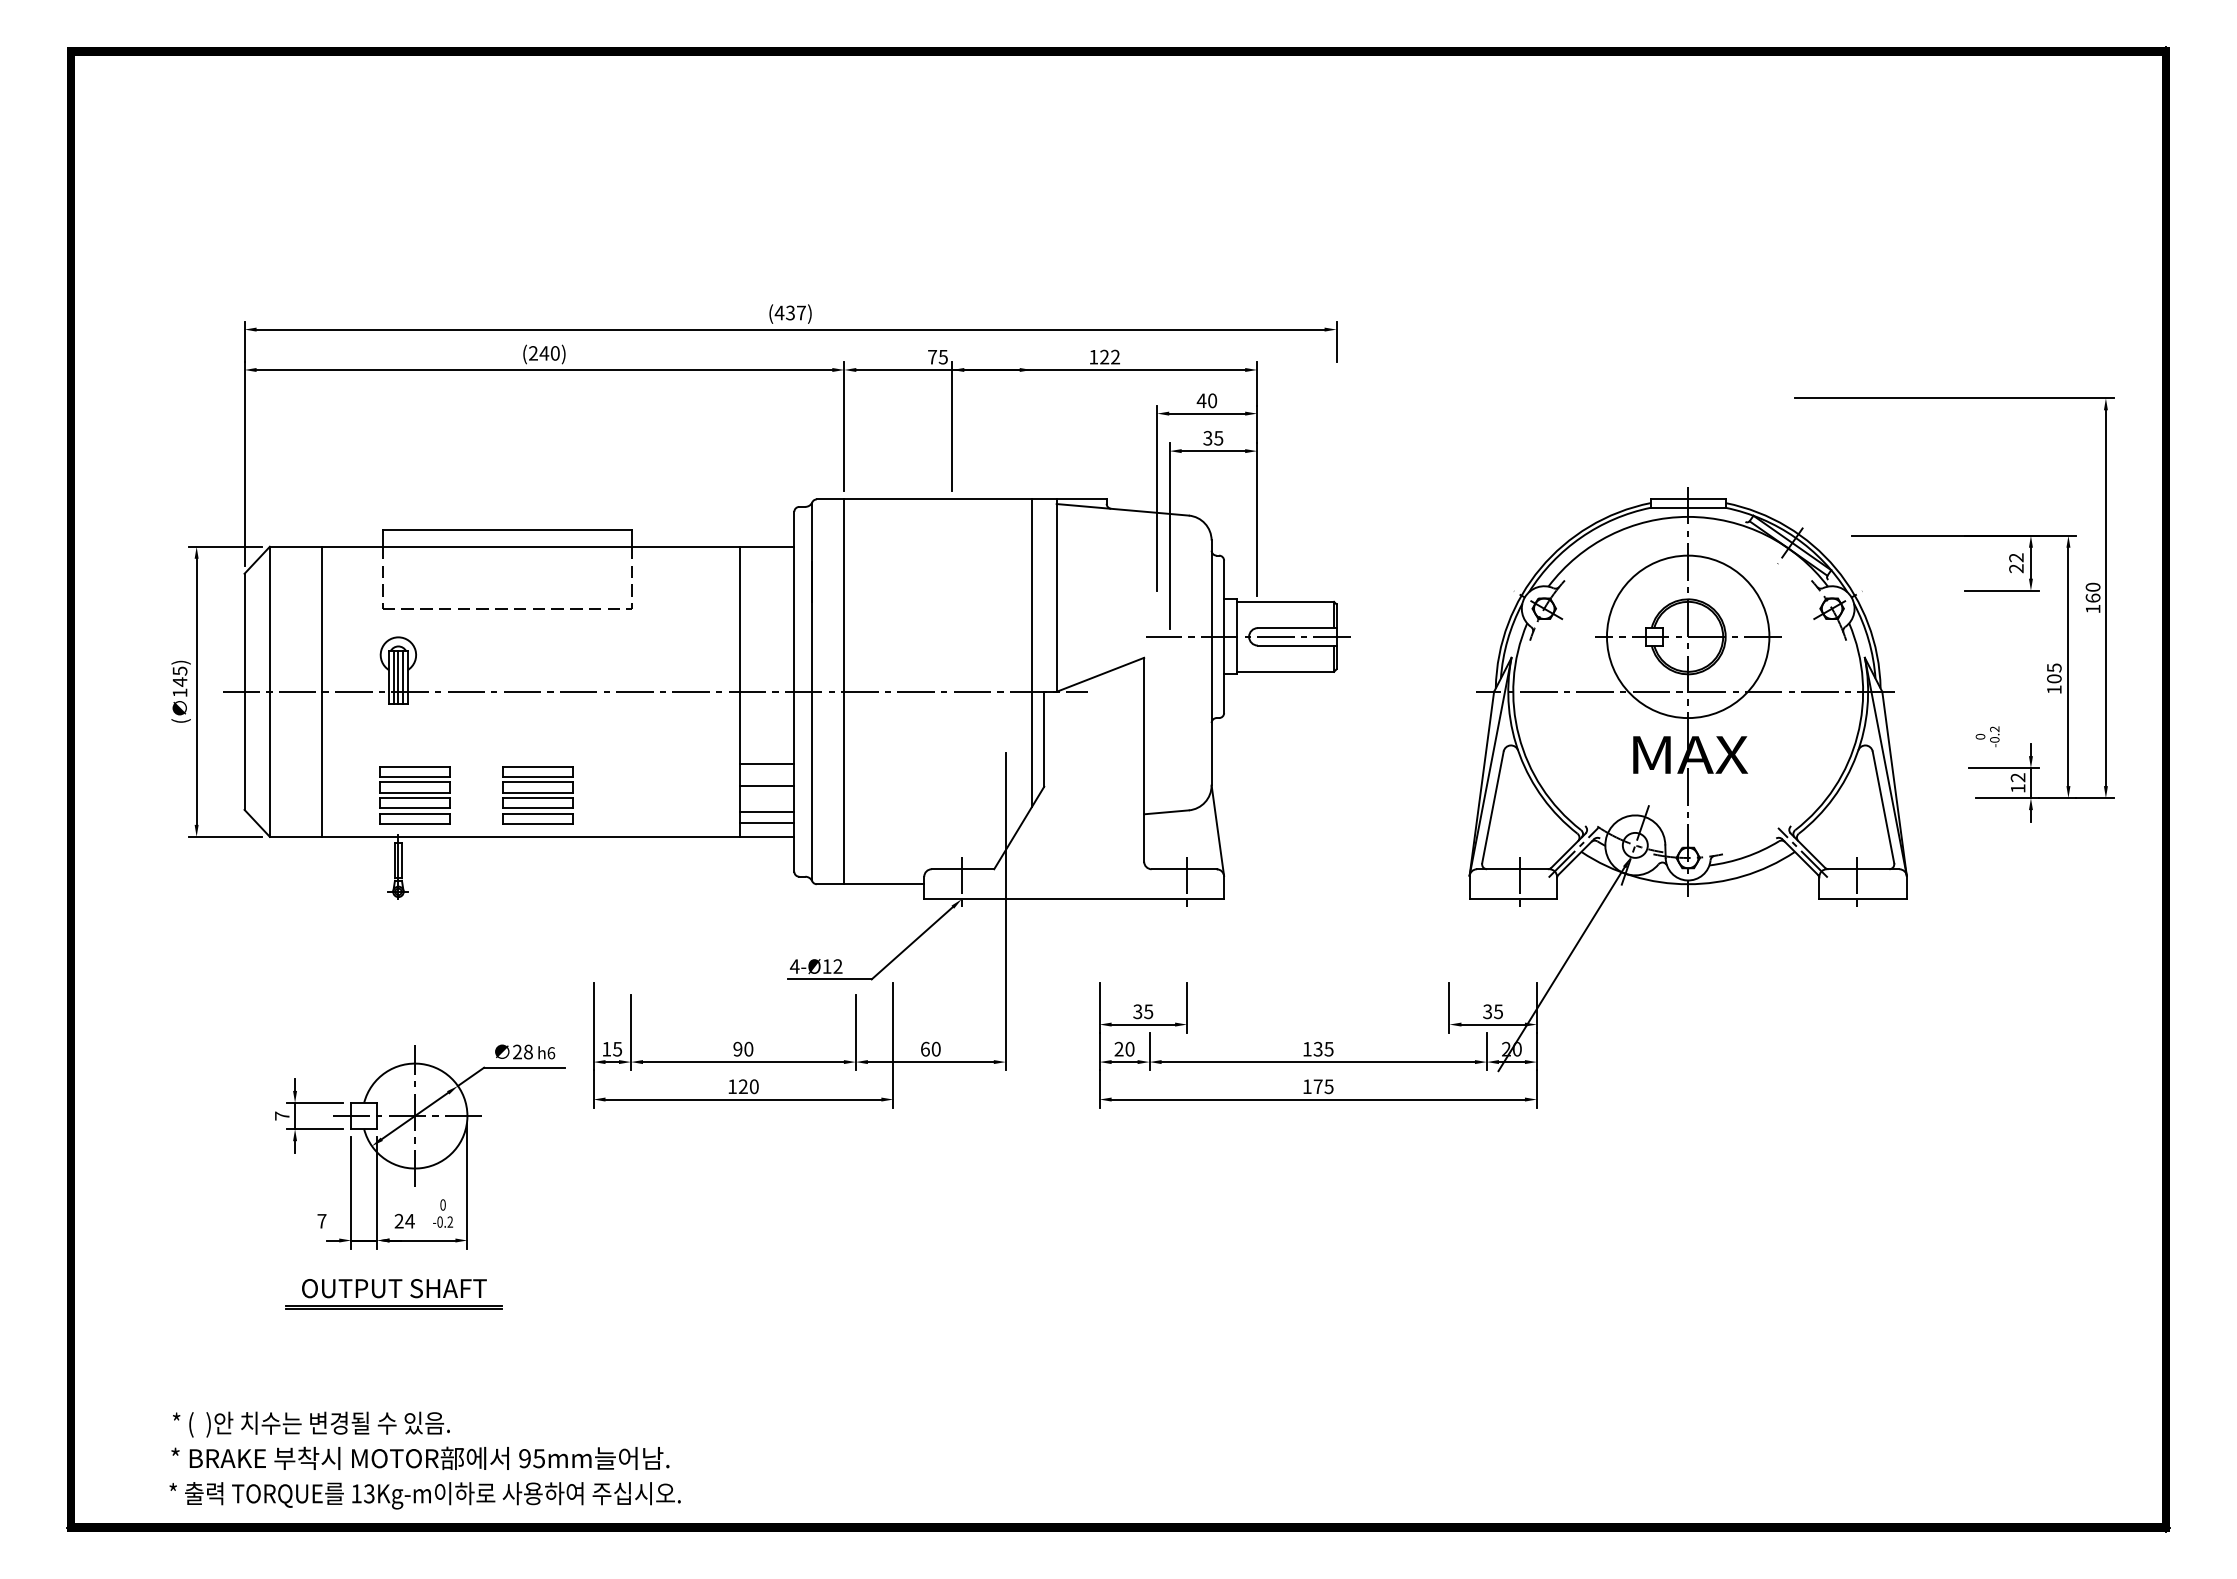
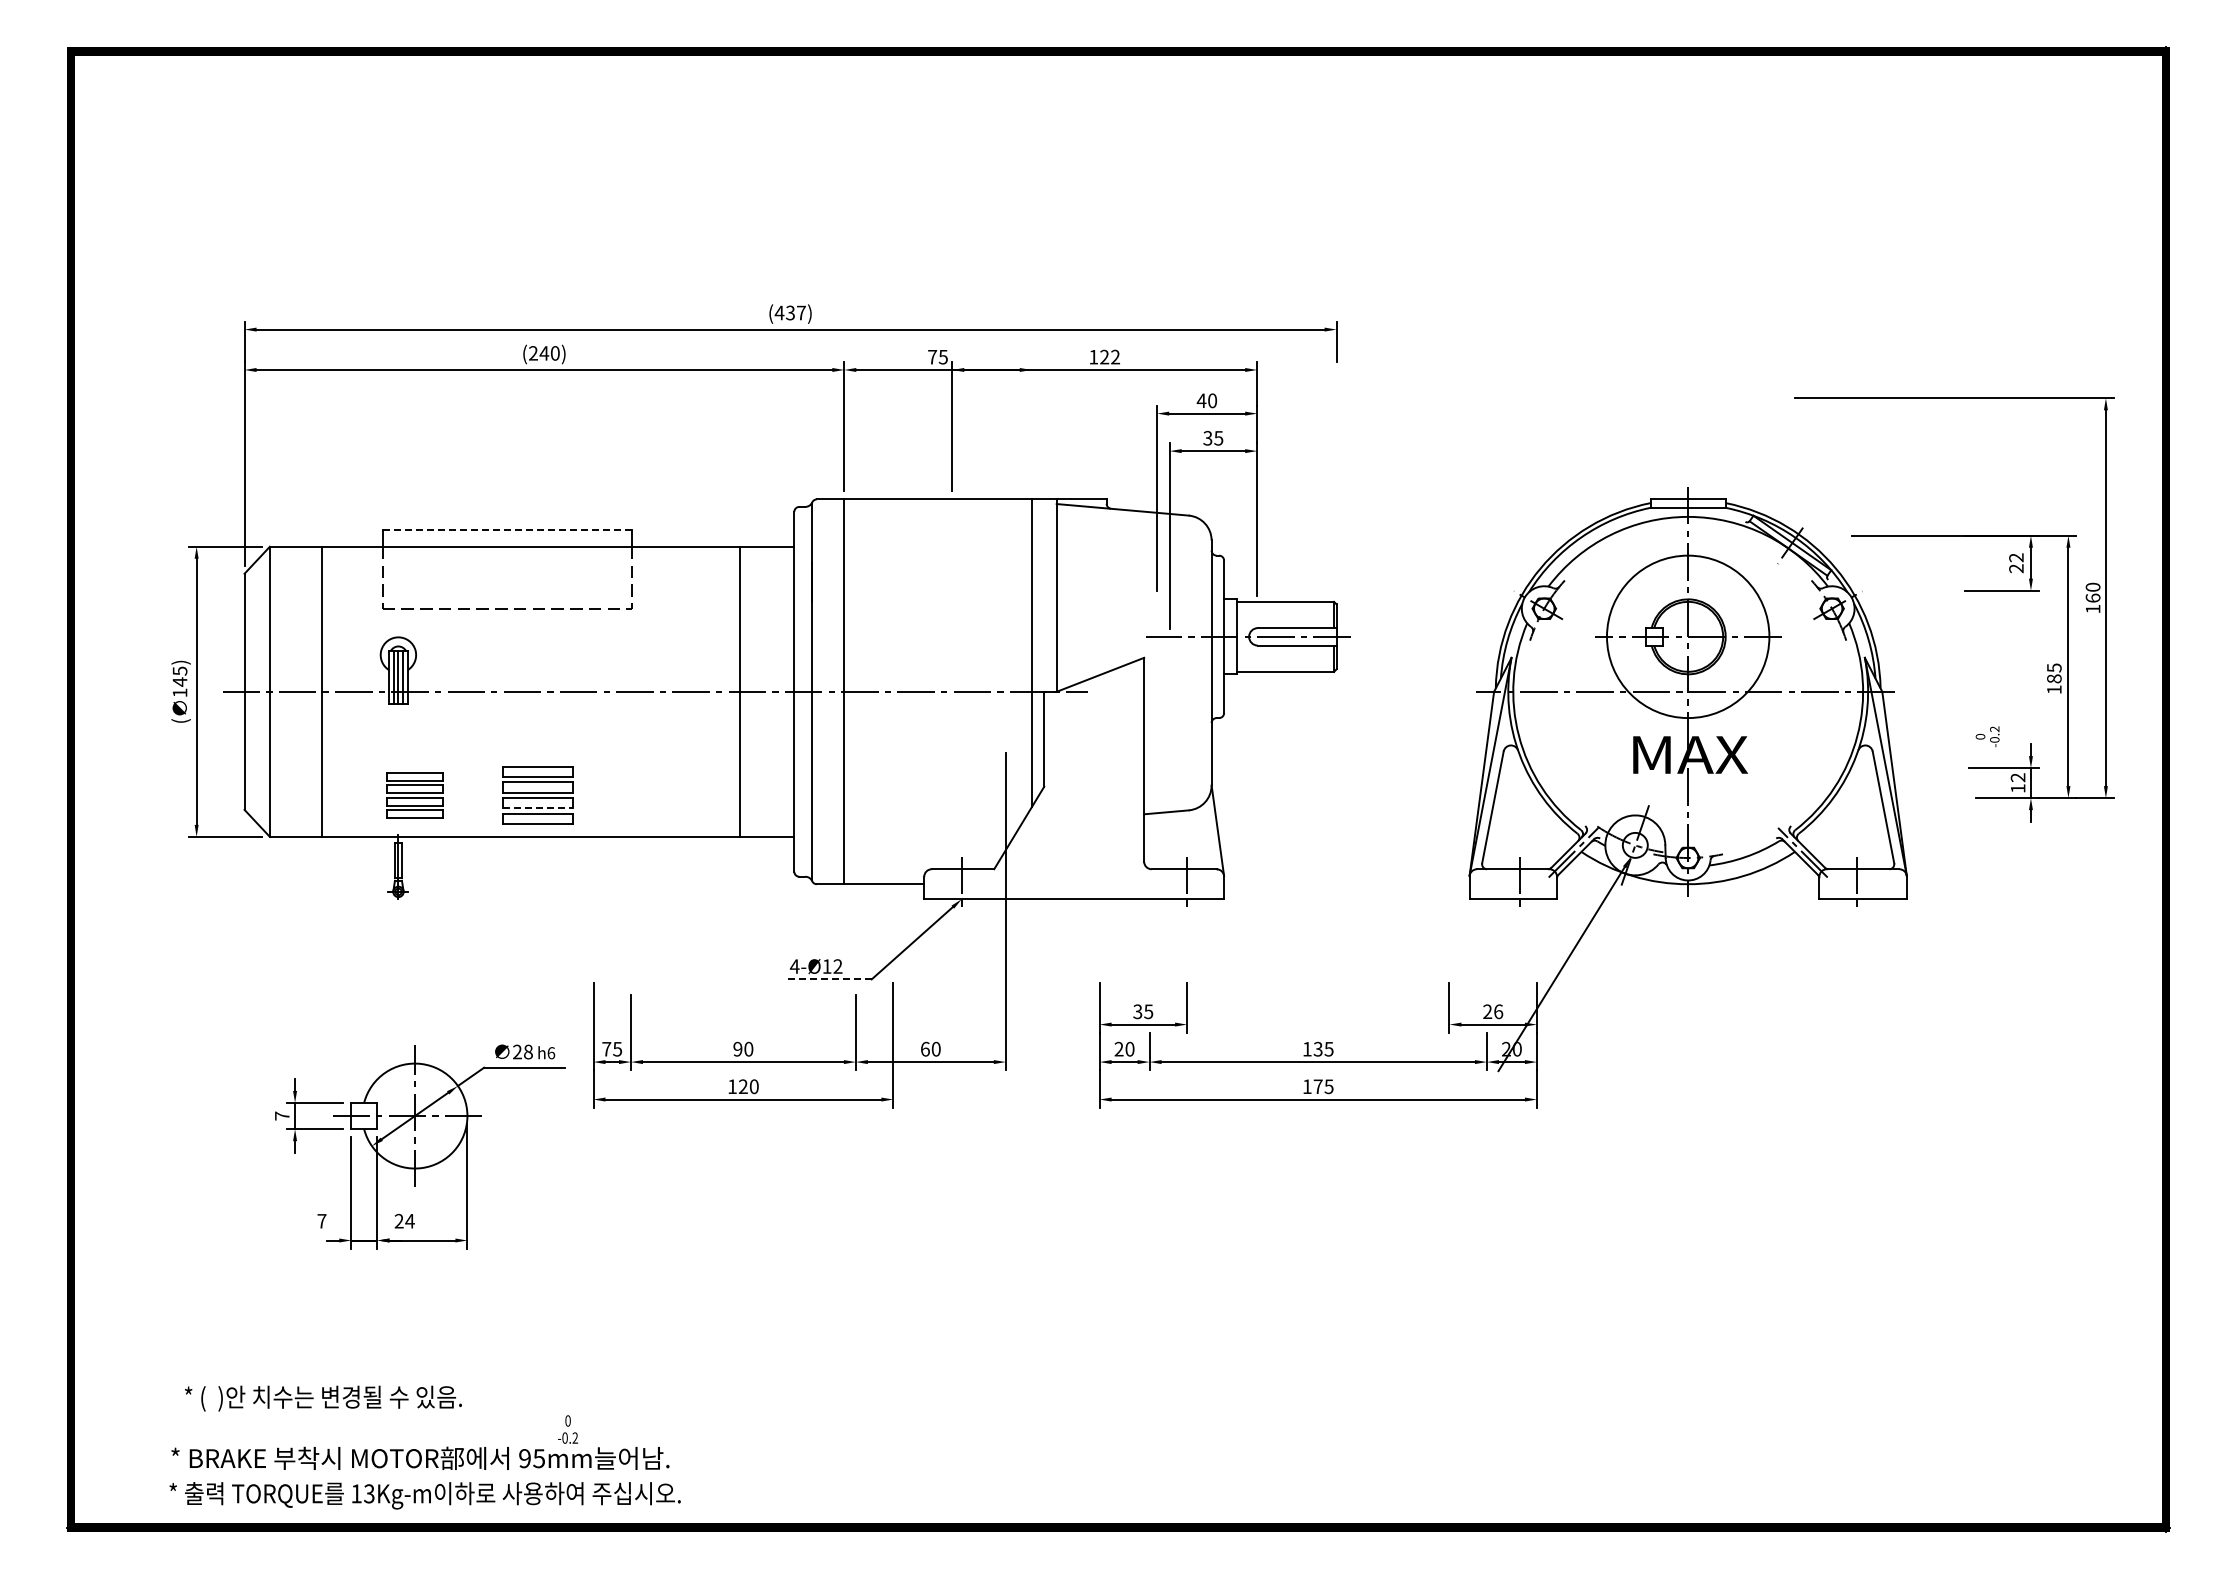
line: solid -> dashed (507, 530)
text: 105 -> 185 (2054, 678)
line: present -> none (767, 764)
line: present -> none (767, 785)
part size: 72x59 px -> 58x47 px (414, 795)
line: solid -> dashed (538, 808)
line: present -> none (767, 811)
line: present -> none (767, 822)
line: solid -> dashed (829, 979)
text: 35 -> 26 (1493, 1011)
text: 15 -> 75 (606, 1049)
text position: (442, 1213) -> (567, 1429) (567, 1429)
part: present -> none (393, 1294)
text position: (311, 1424) -> (323, 1398) (323, 1398)
